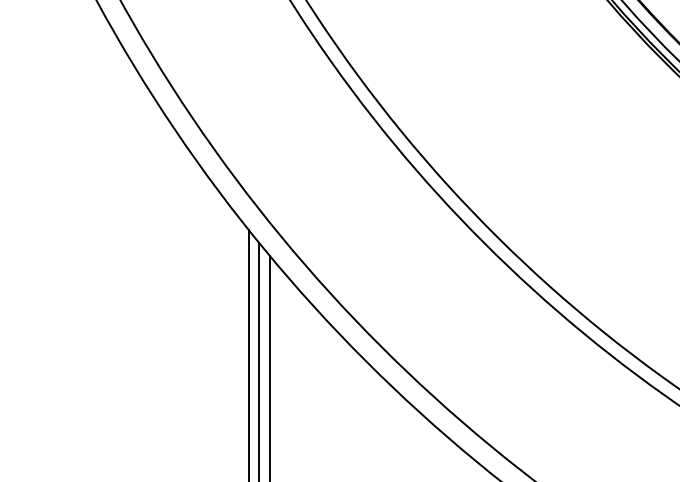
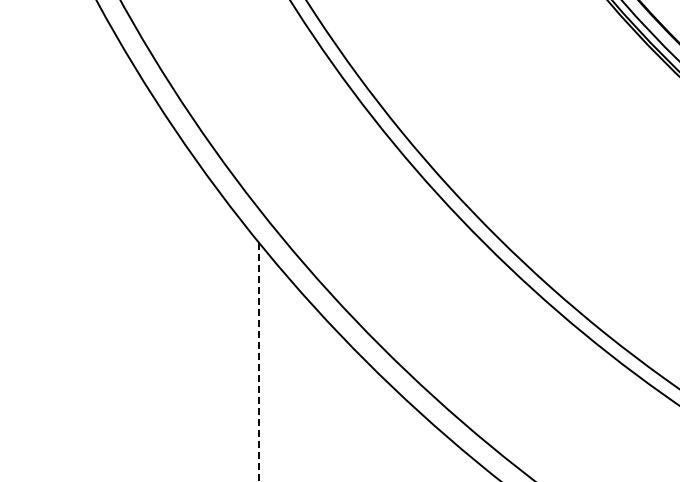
line: present -> none (248, 353)
line: solid -> dashed (259, 362)
line: present -> none (269, 366)
